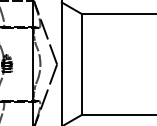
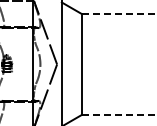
line: solid -> dashed (118, 13)
line: solid -> dashed (118, 115)
